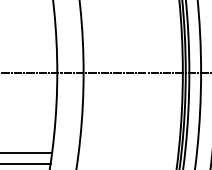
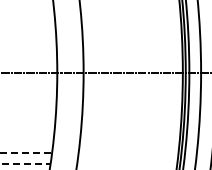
line: solid -> dashed (26, 152)
line: solid -> dashed (25, 164)
